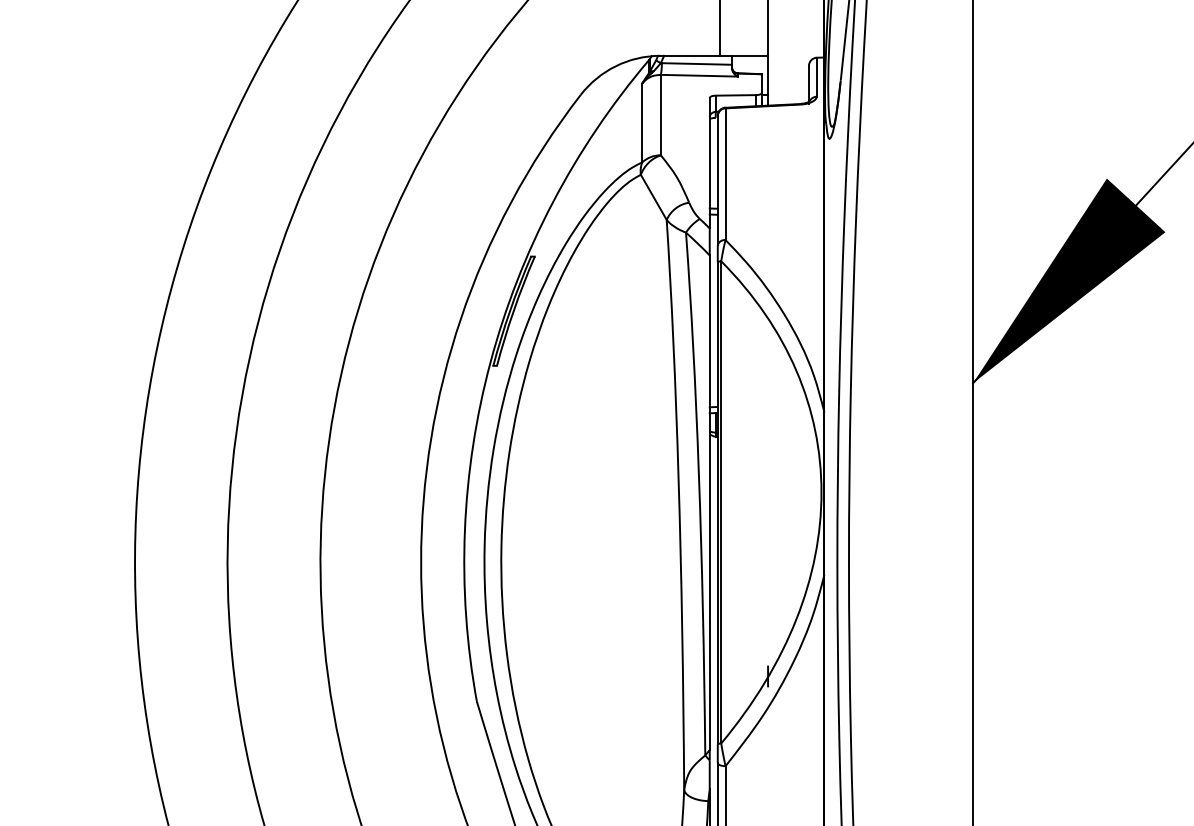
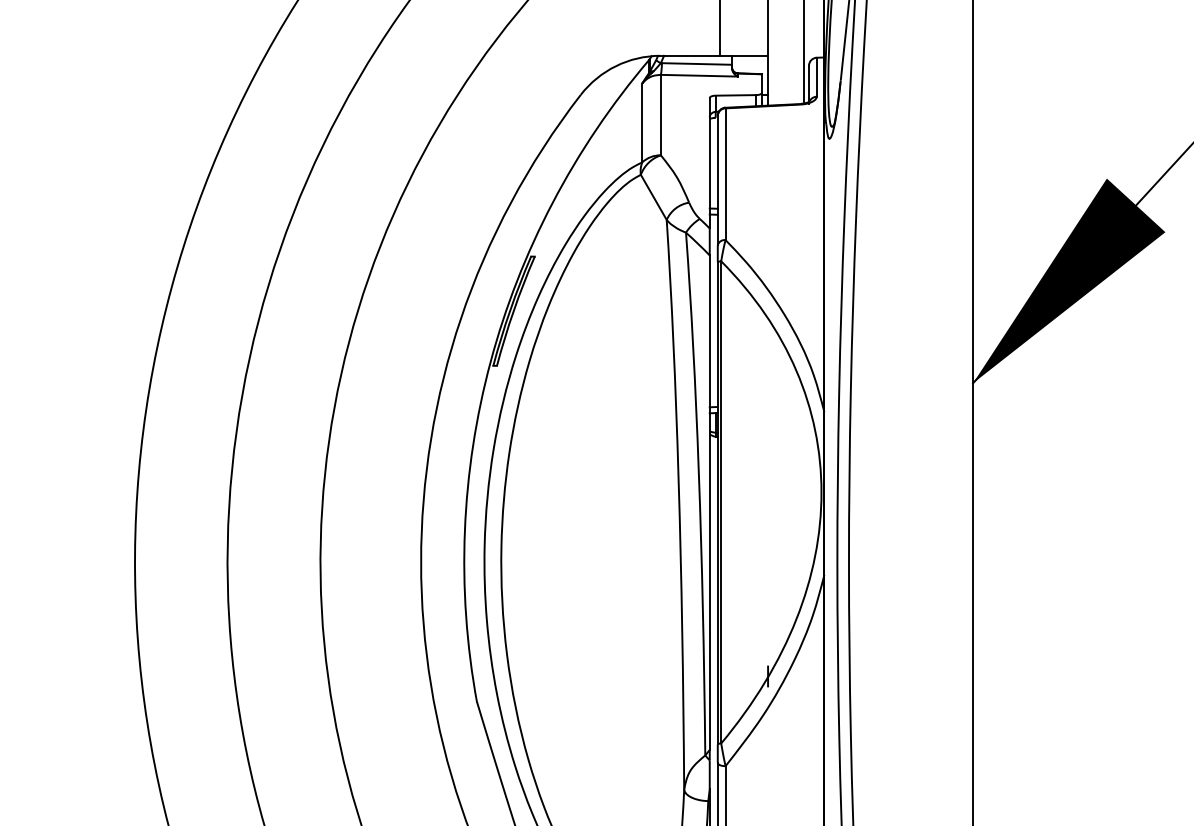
line: none -> present (804, 52)
